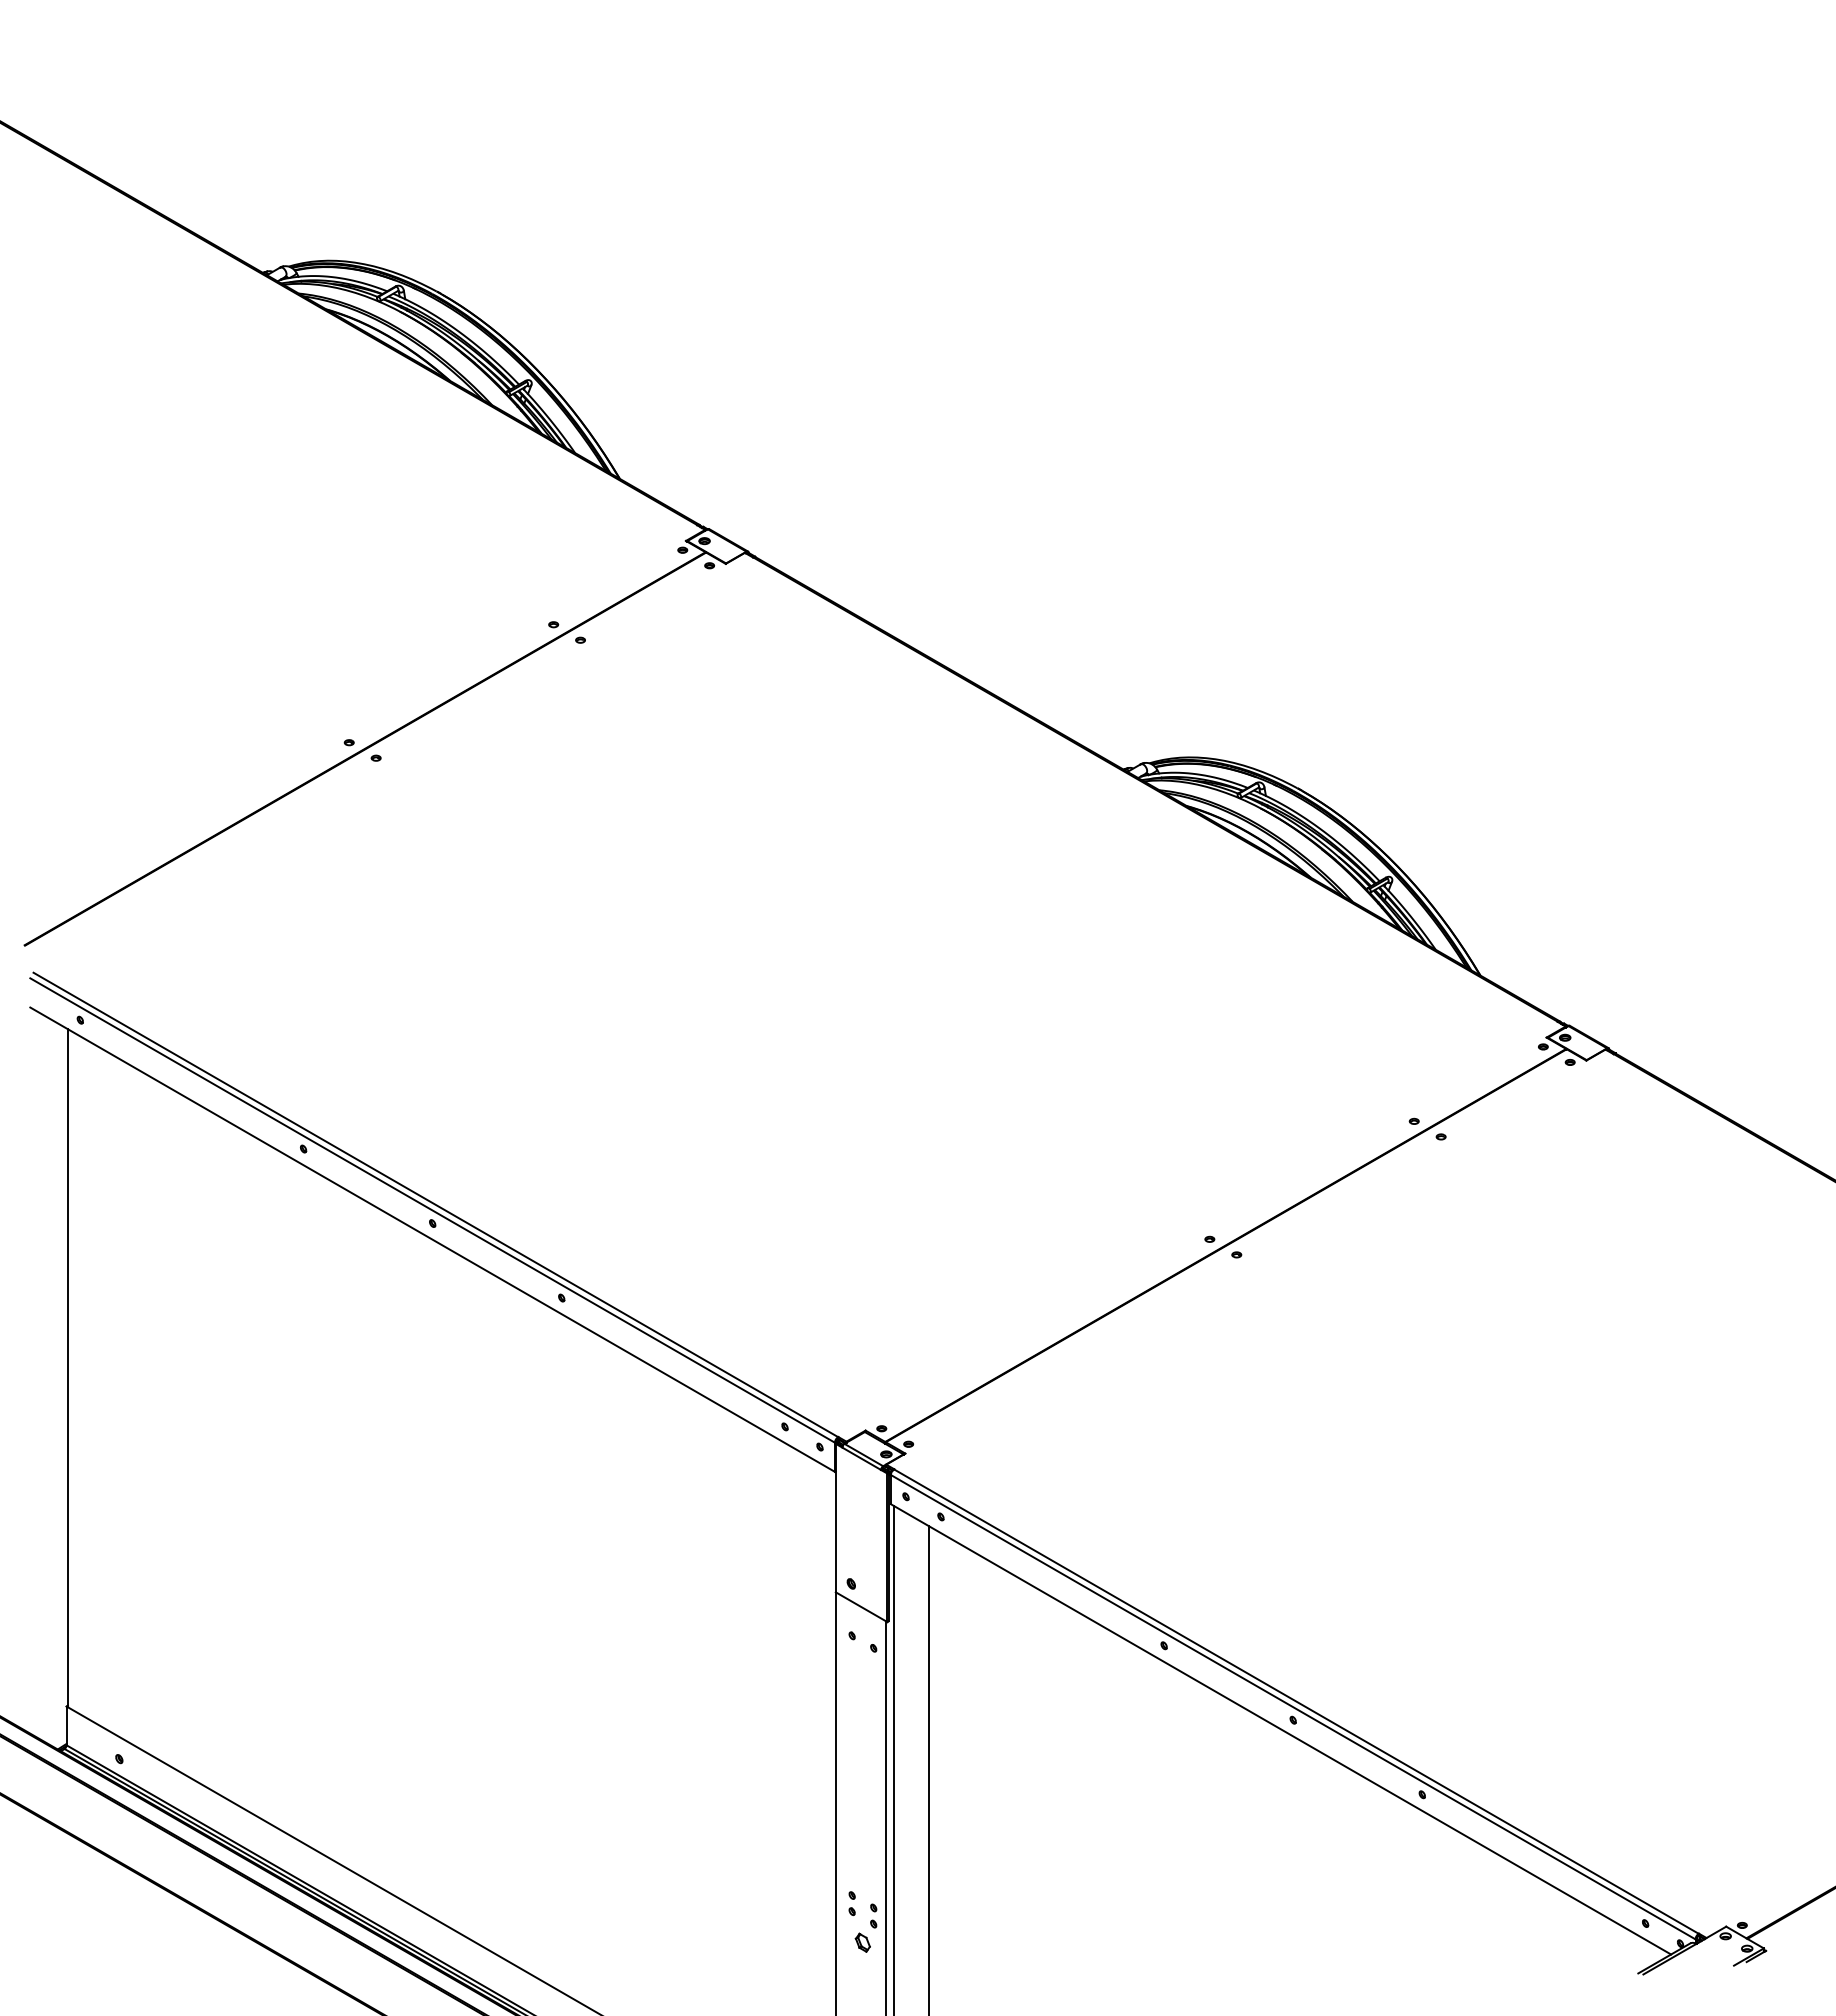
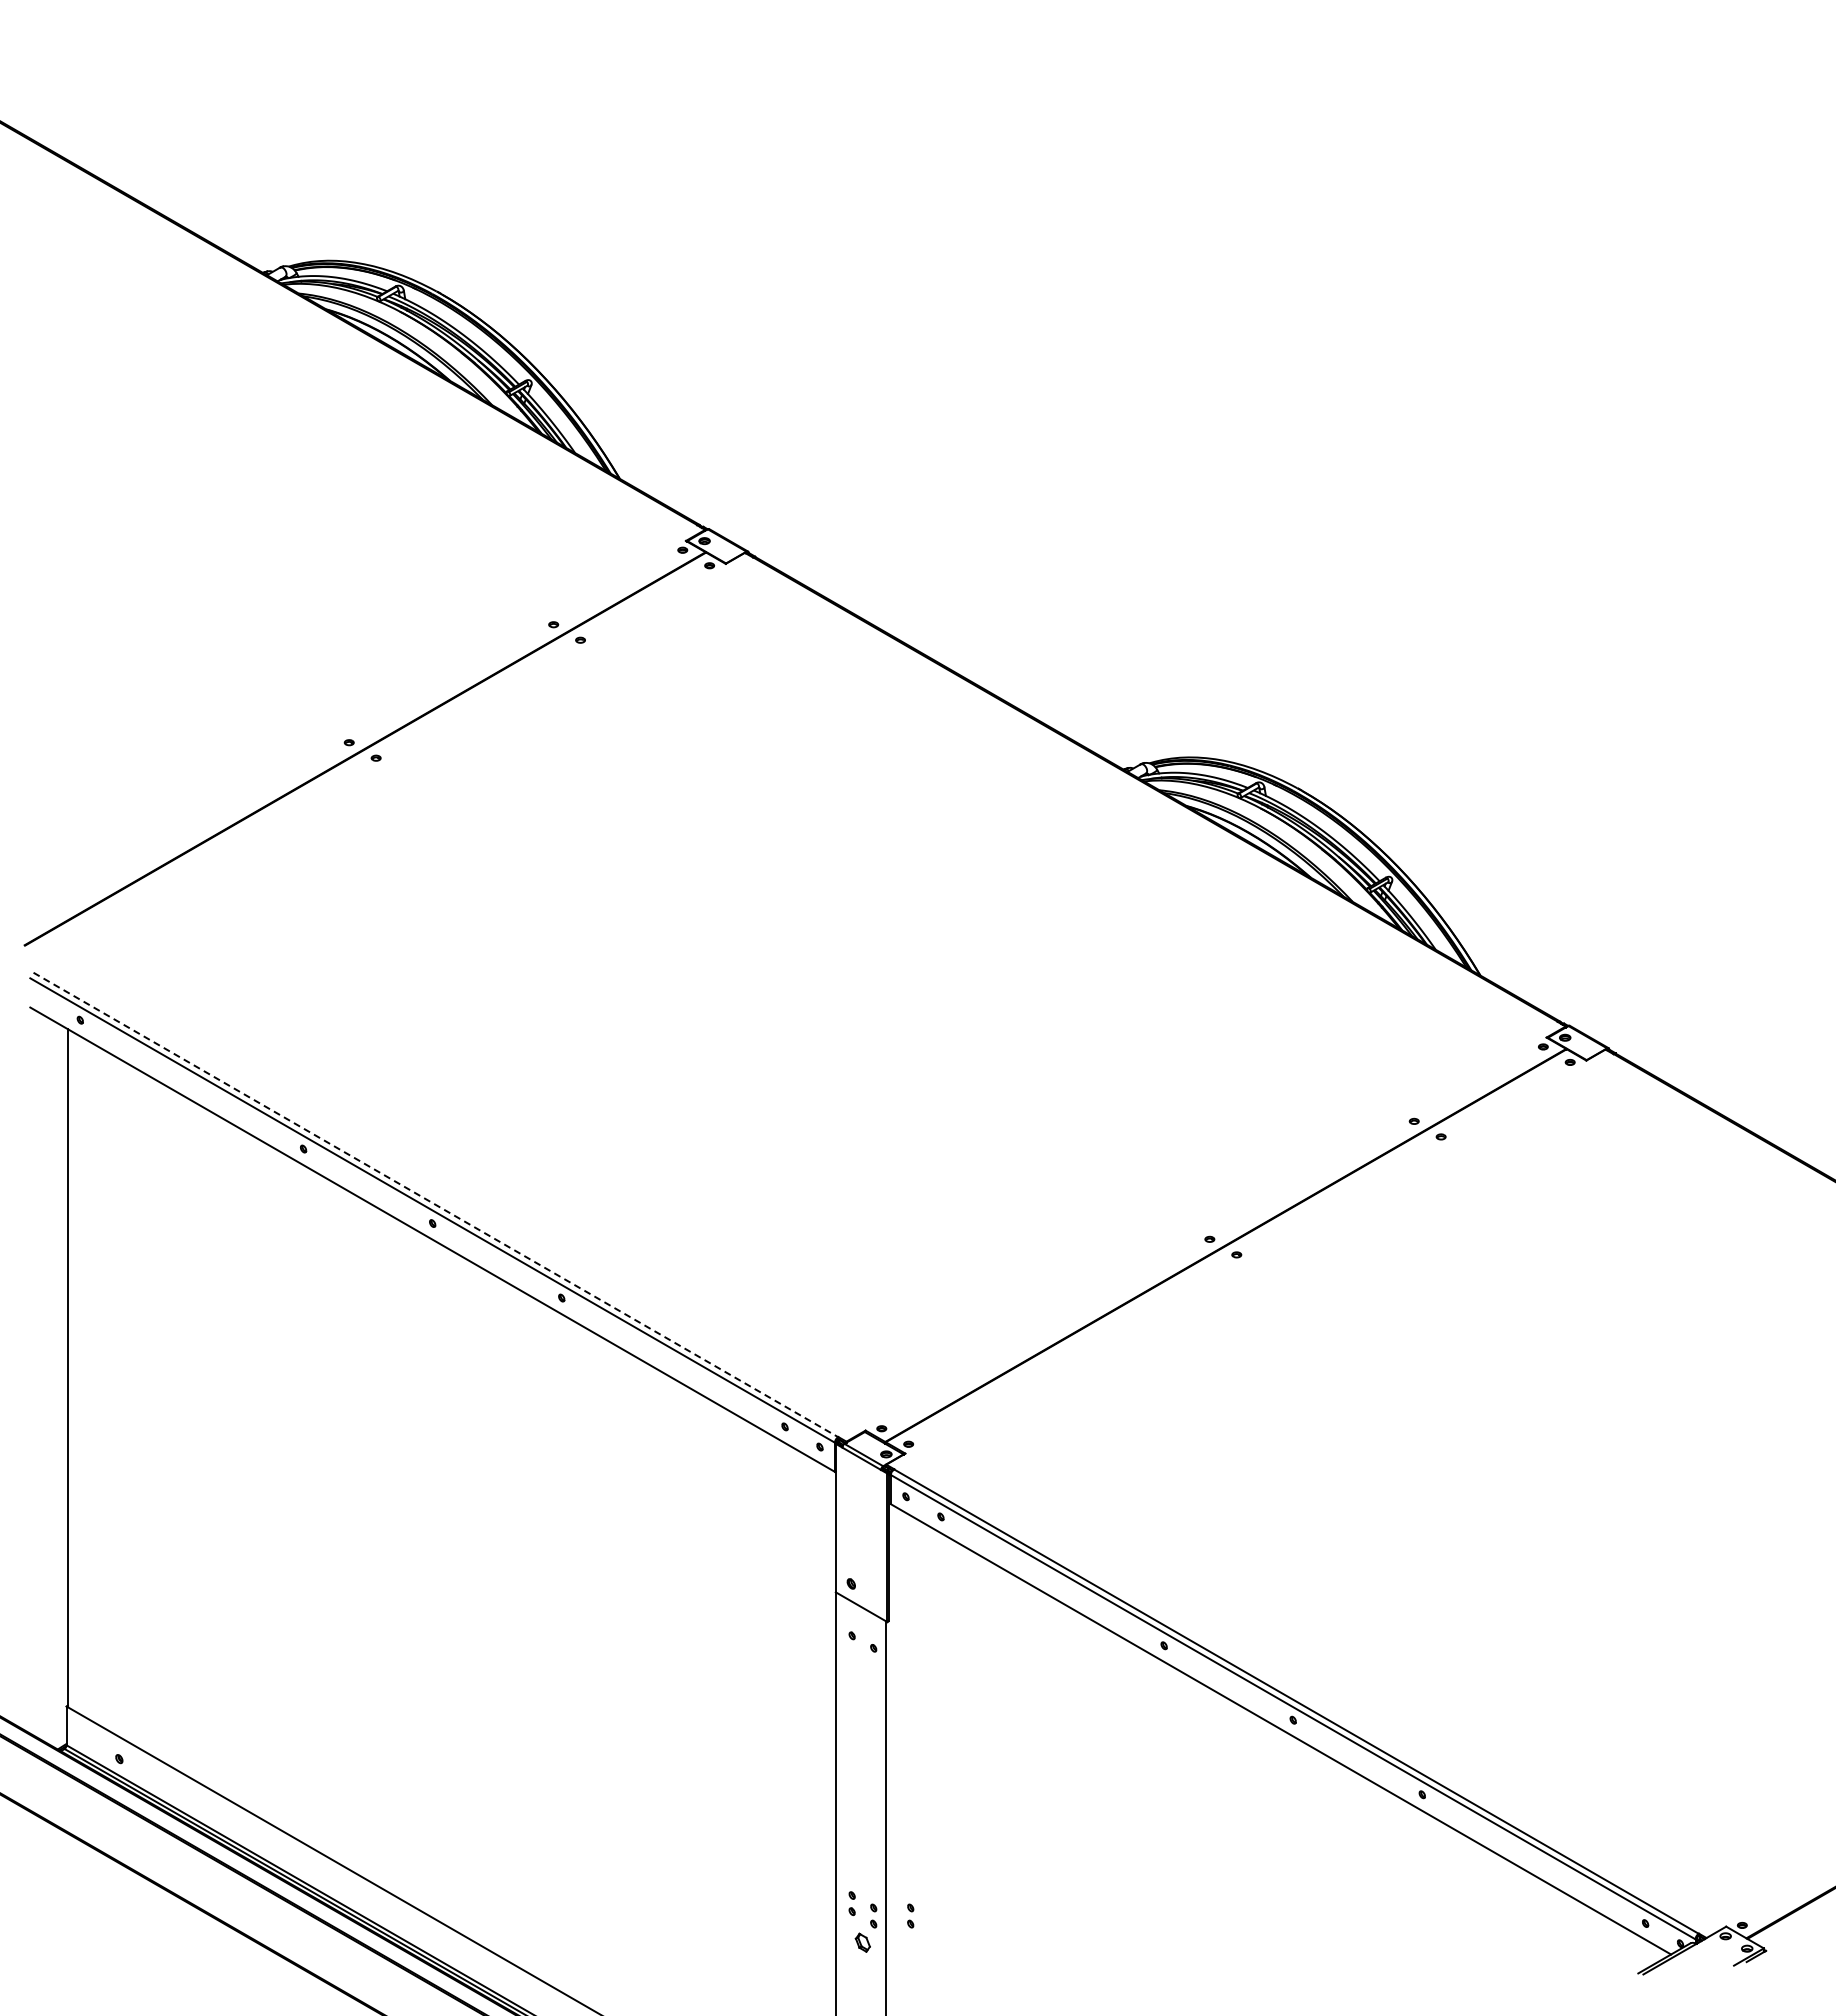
line: solid -> dashed (435, 1204)
line: present -> none (894, 1759)
line: present -> none (928, 1768)
part: none -> present (910, 1915)
